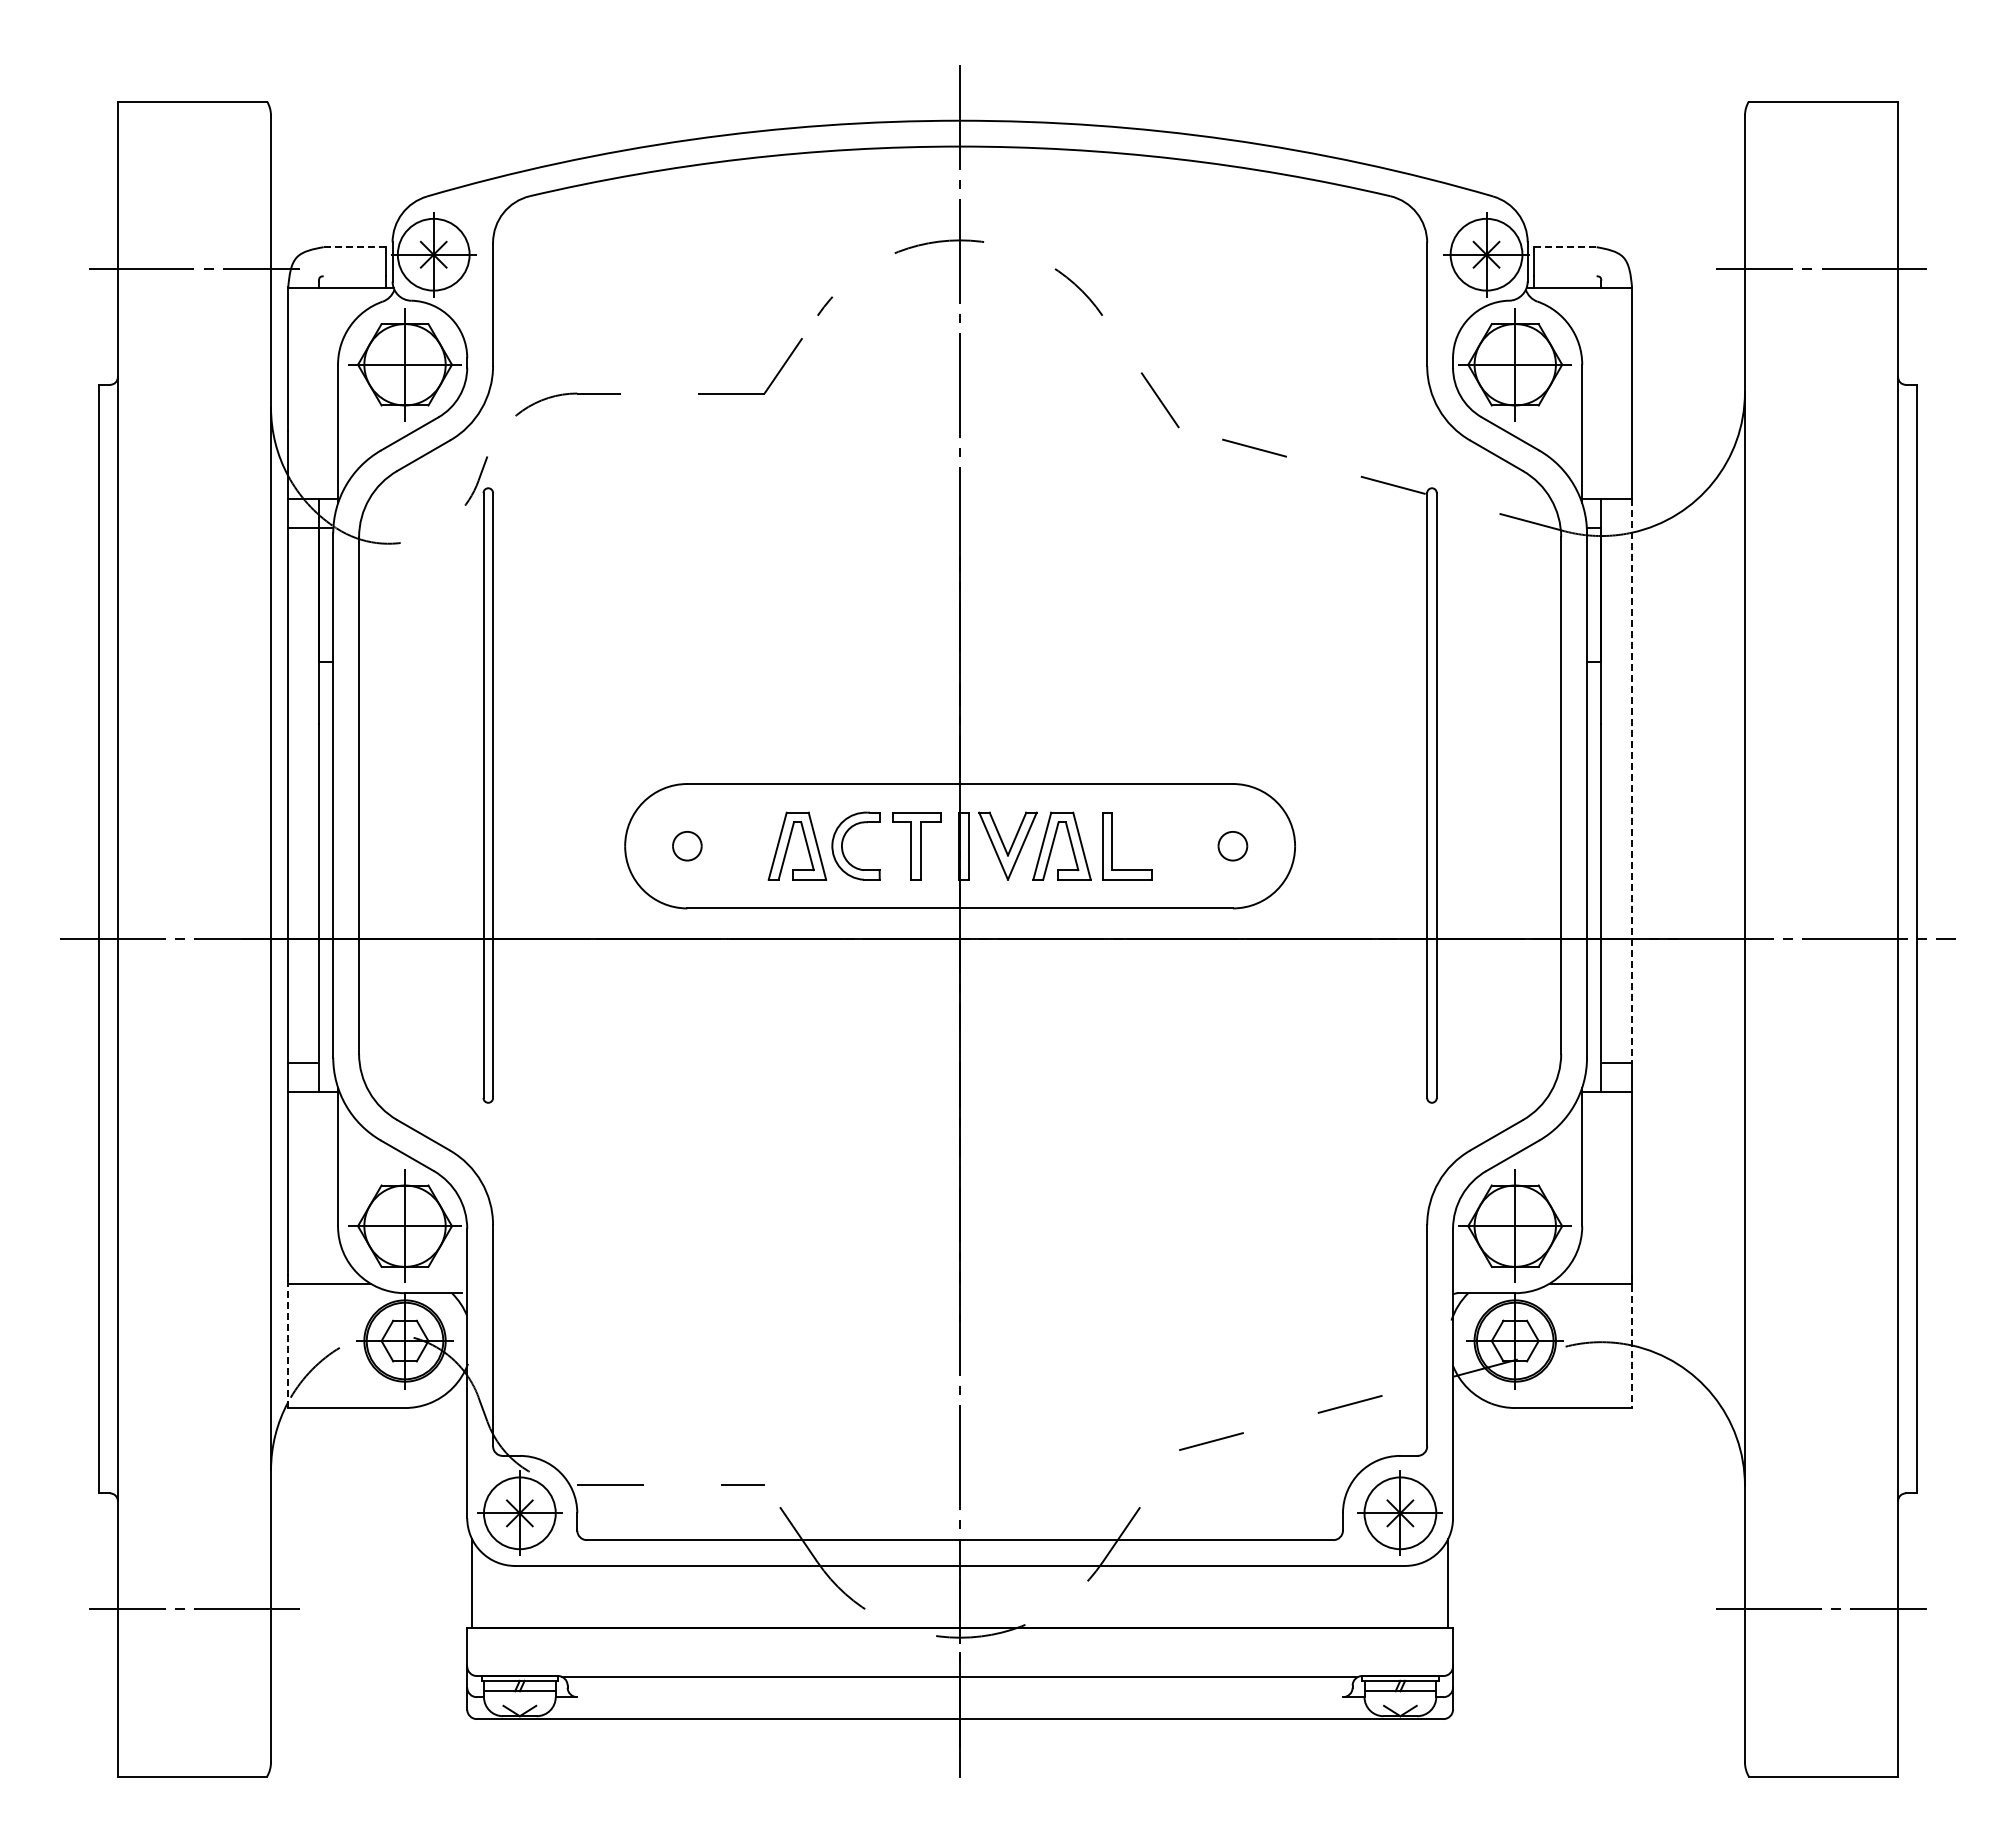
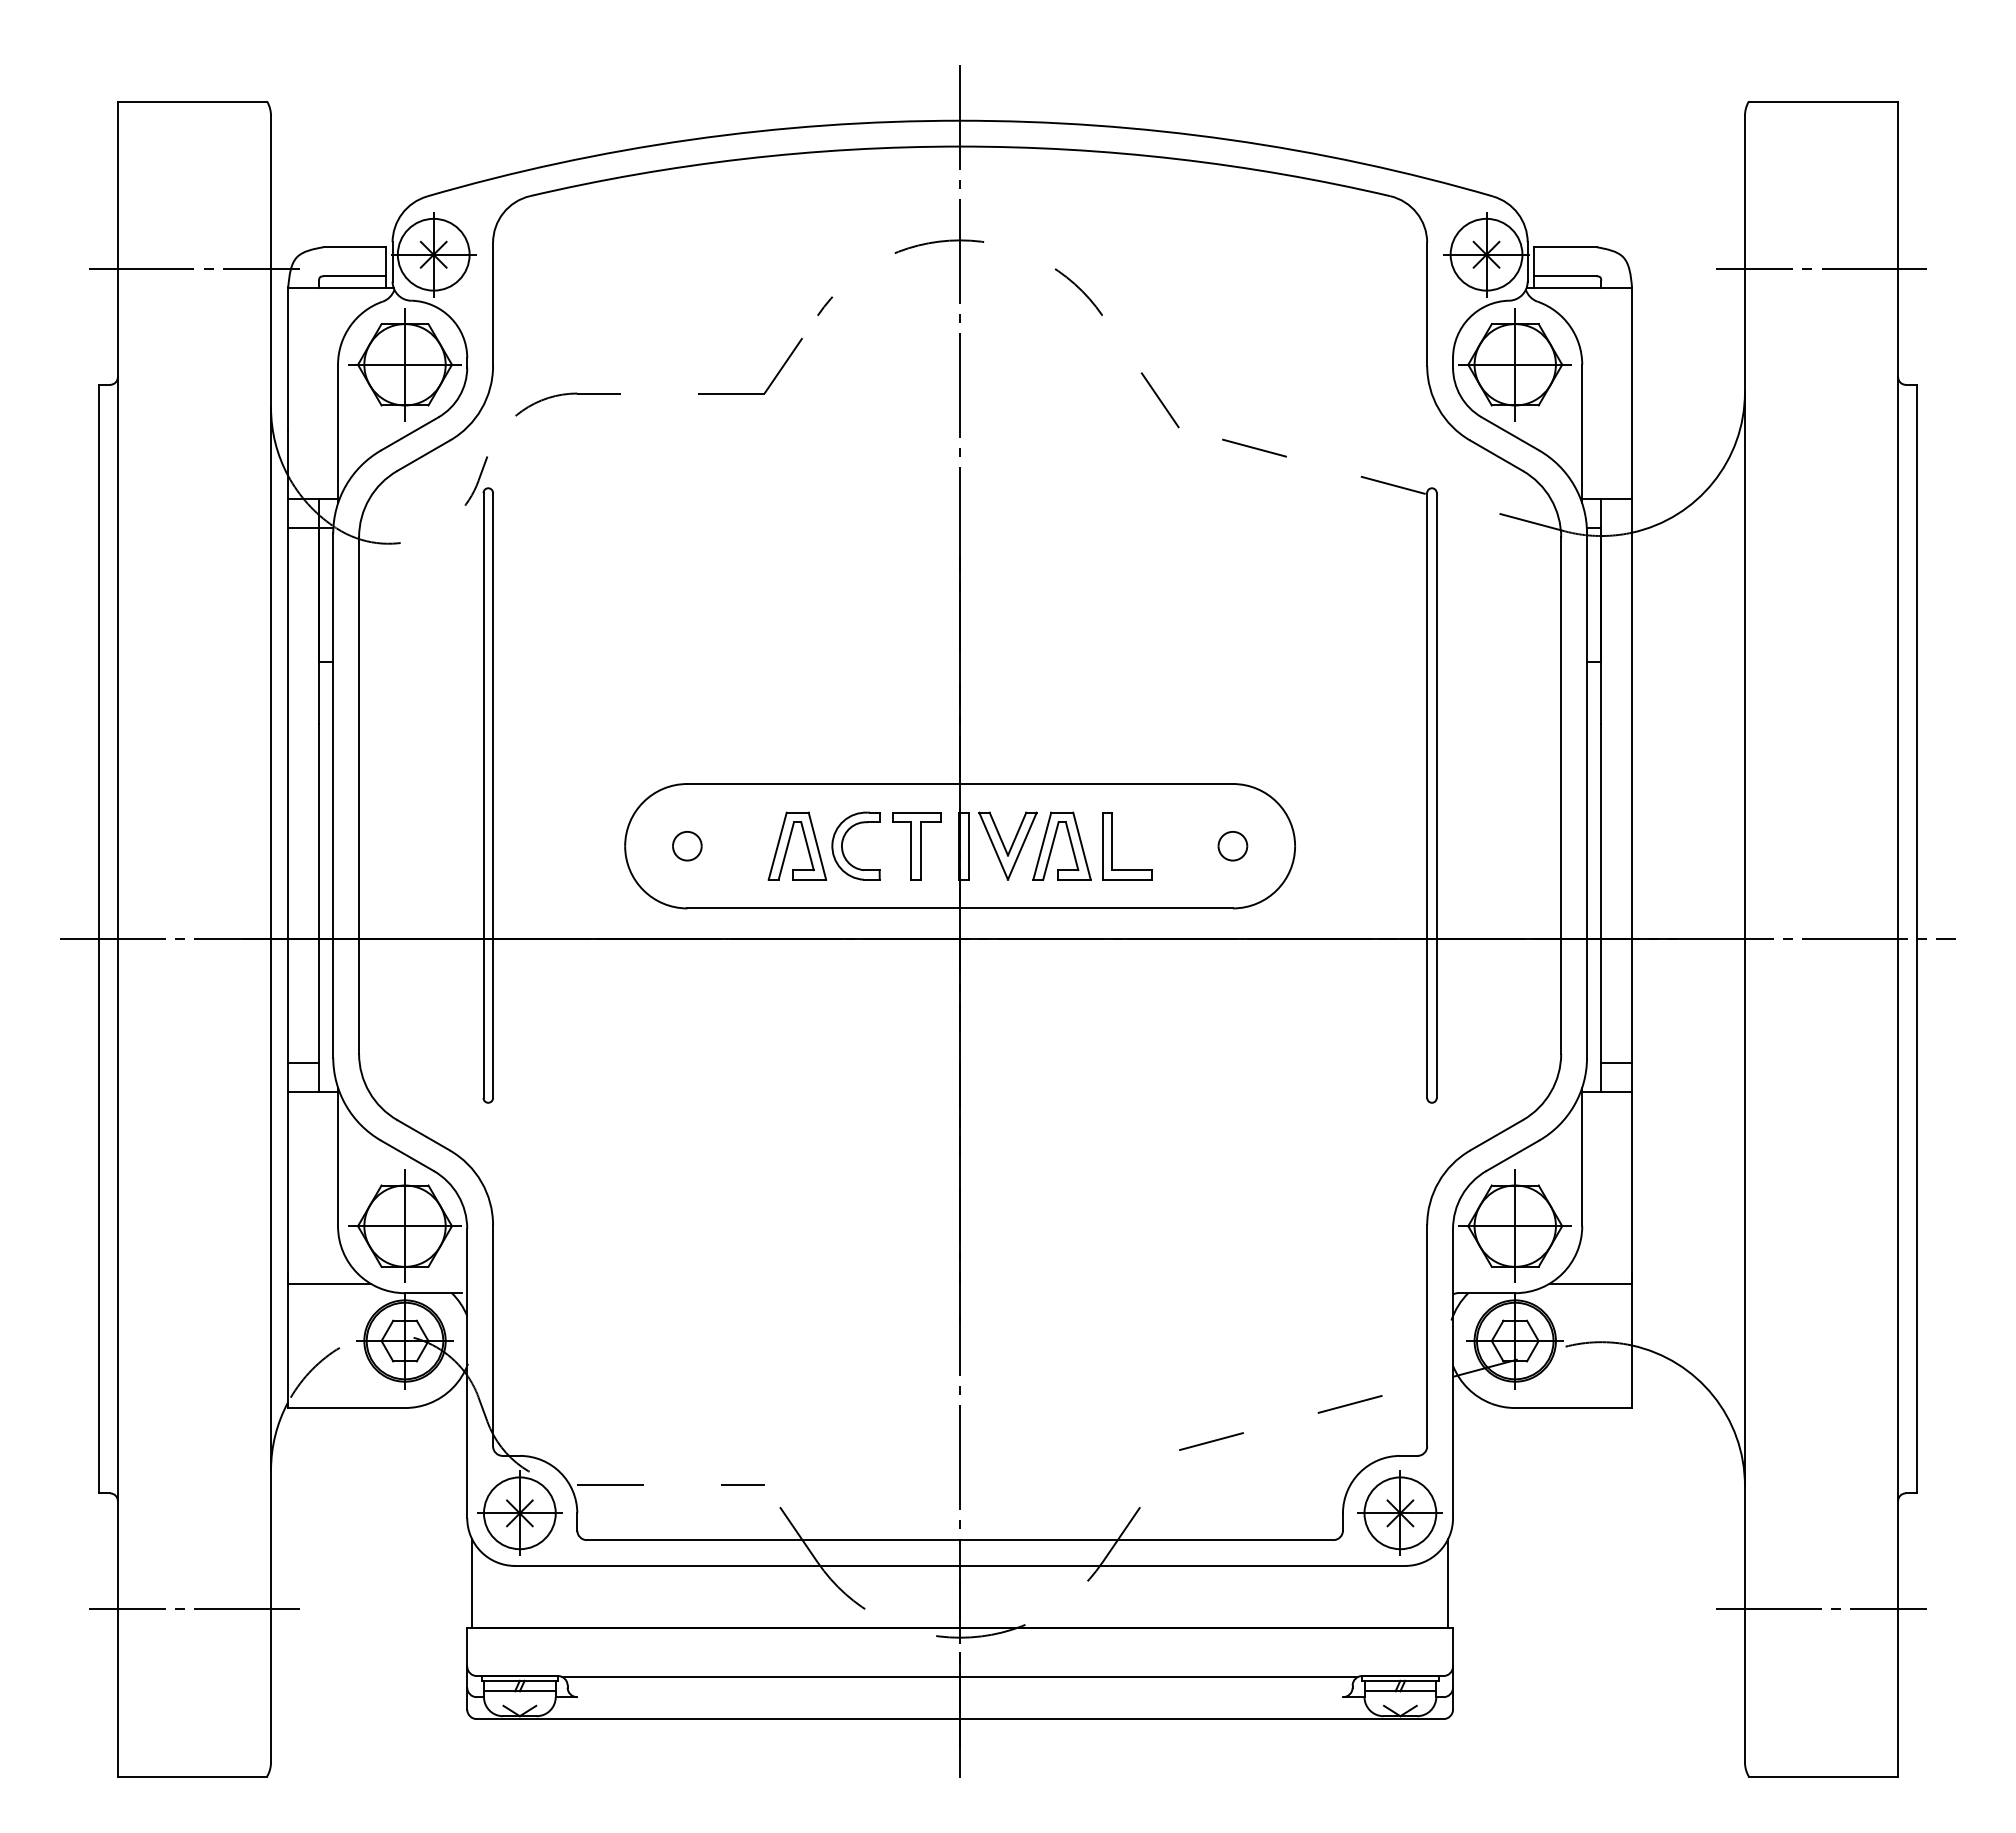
line: dashed -> solid (355, 247)
line: dashed -> solid (1565, 247)
line: none -> present (354, 276)
line: none -> present (1565, 276)
line: dashed -> solid (1632, 781)
line: dashed -> solid (288, 1341)
line: dashed -> solid (1632, 1341)
